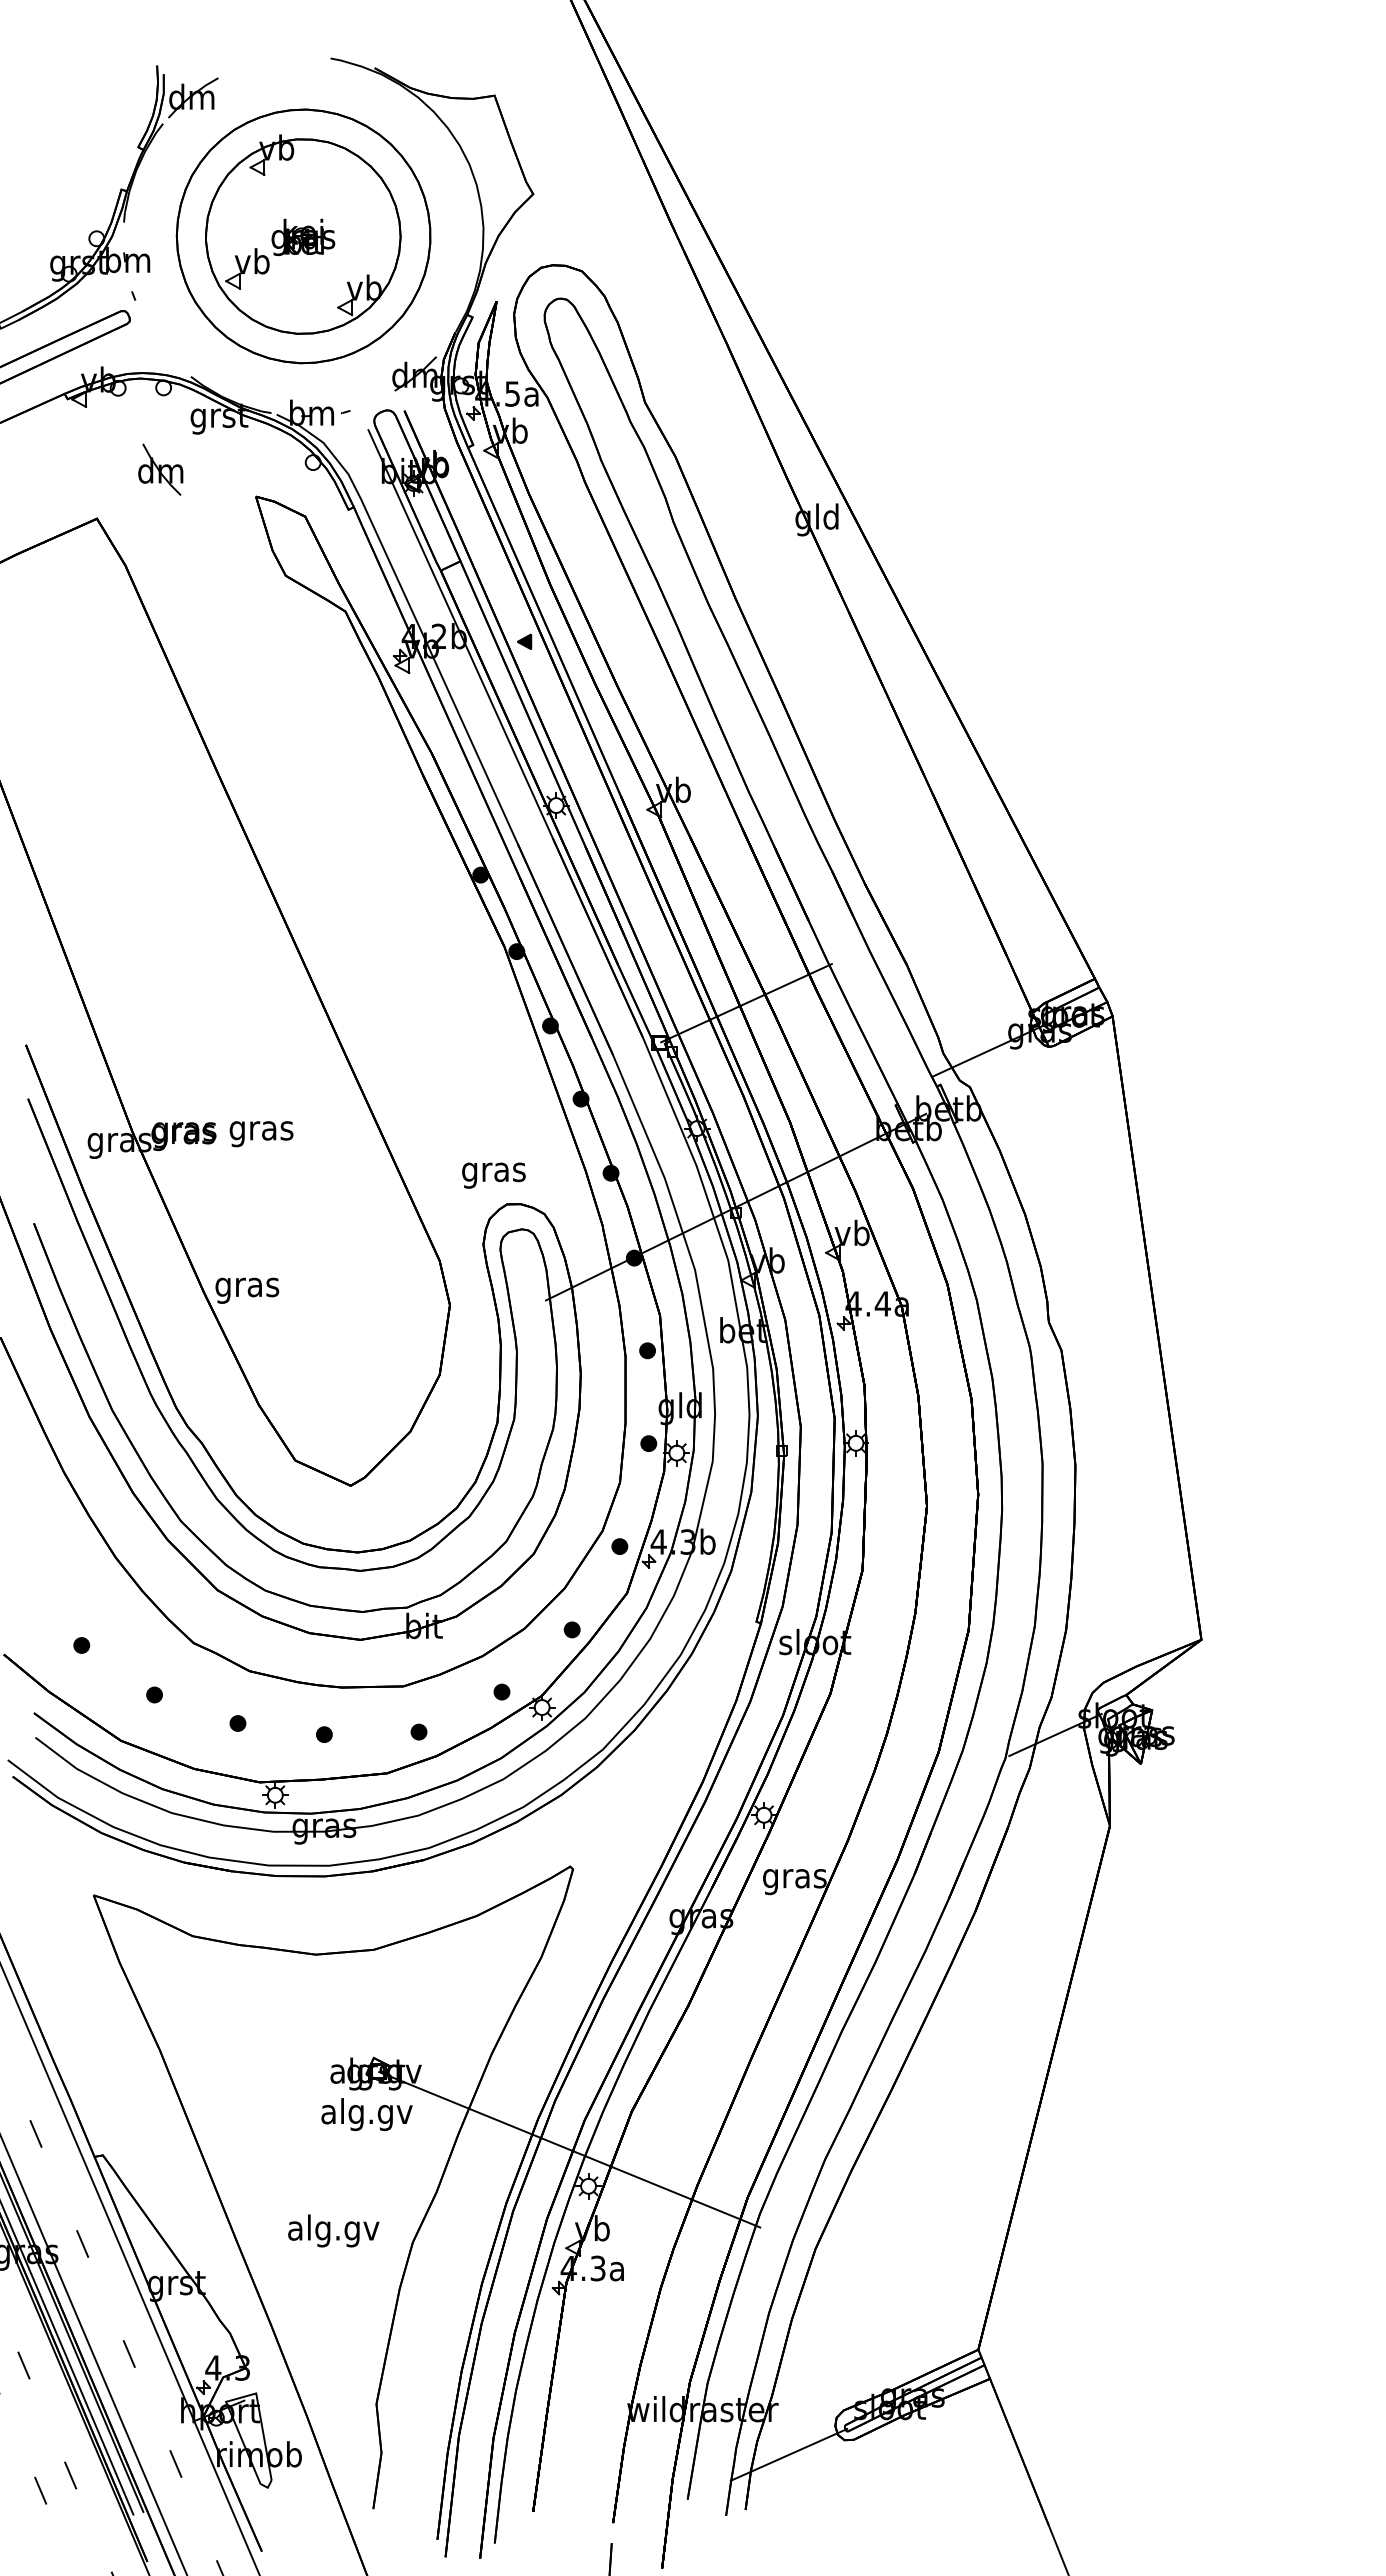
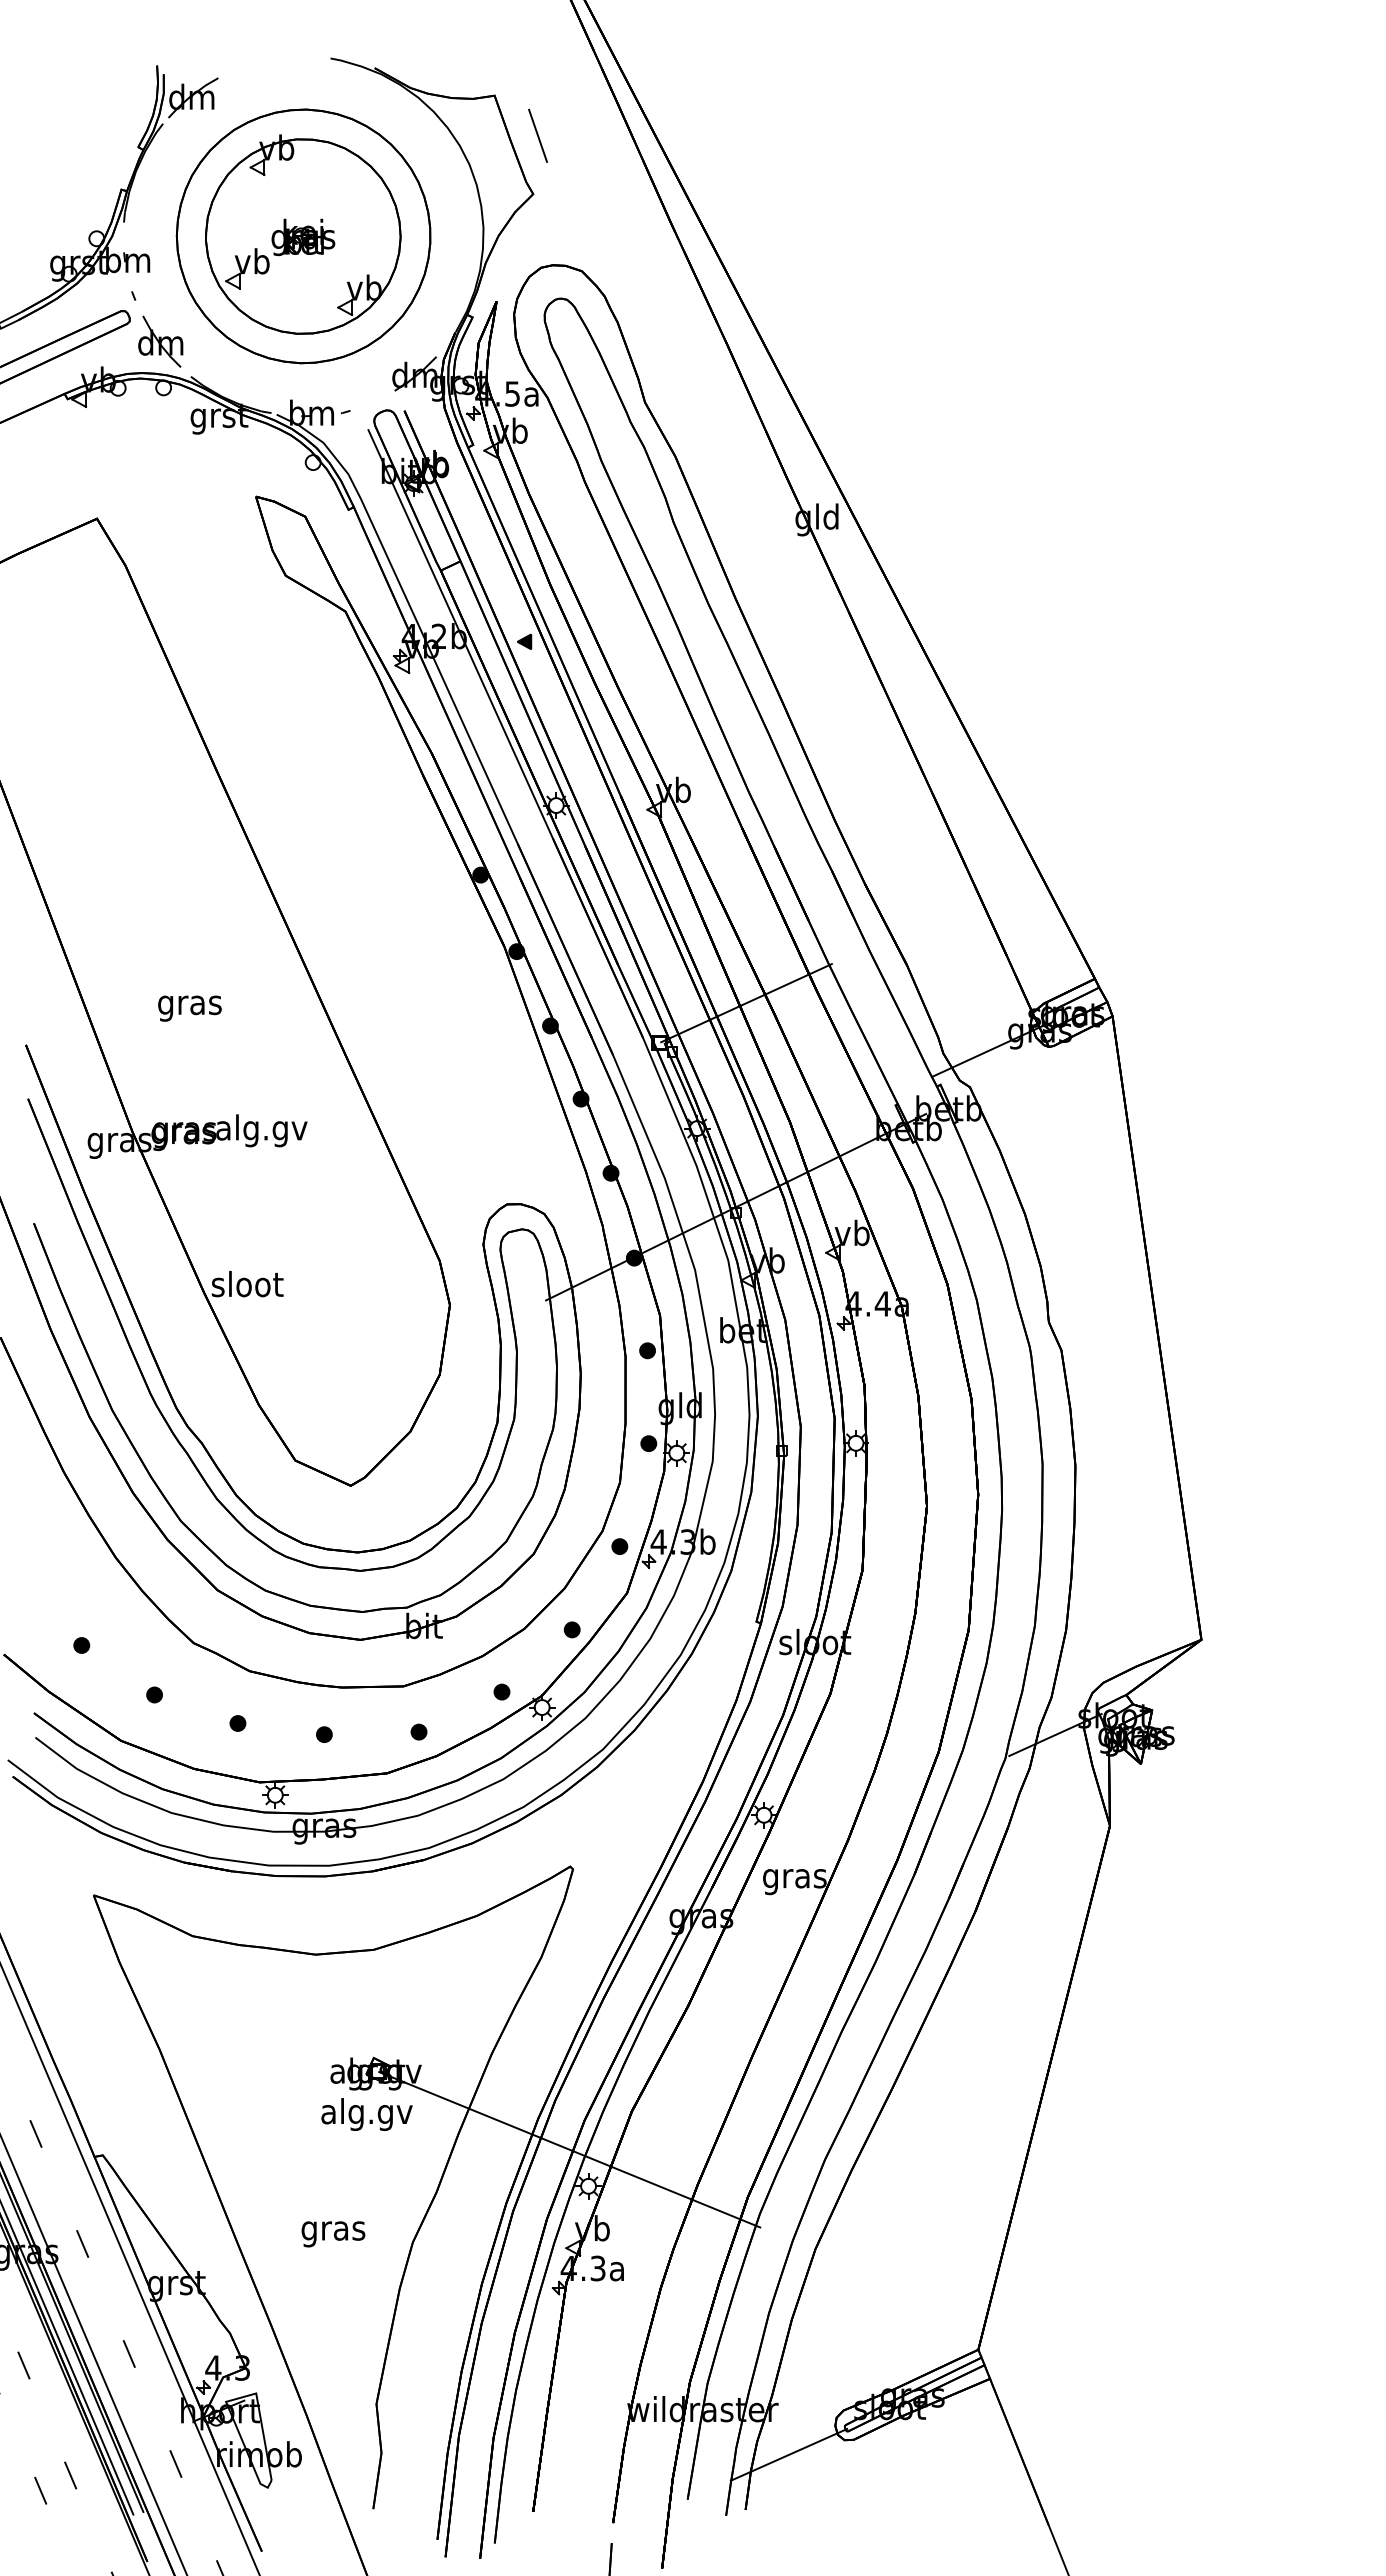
line: none -> present (538, 135)
part position: (160, 469) -> (160, 341) (160, 341)
text: gras -> alg.gv (261, 1130)
text position: (493, 1175) -> (189, 1008) (189, 1008)
text: gras -> sloot (247, 1287)
text: alg.gv -> gras (333, 2230)
